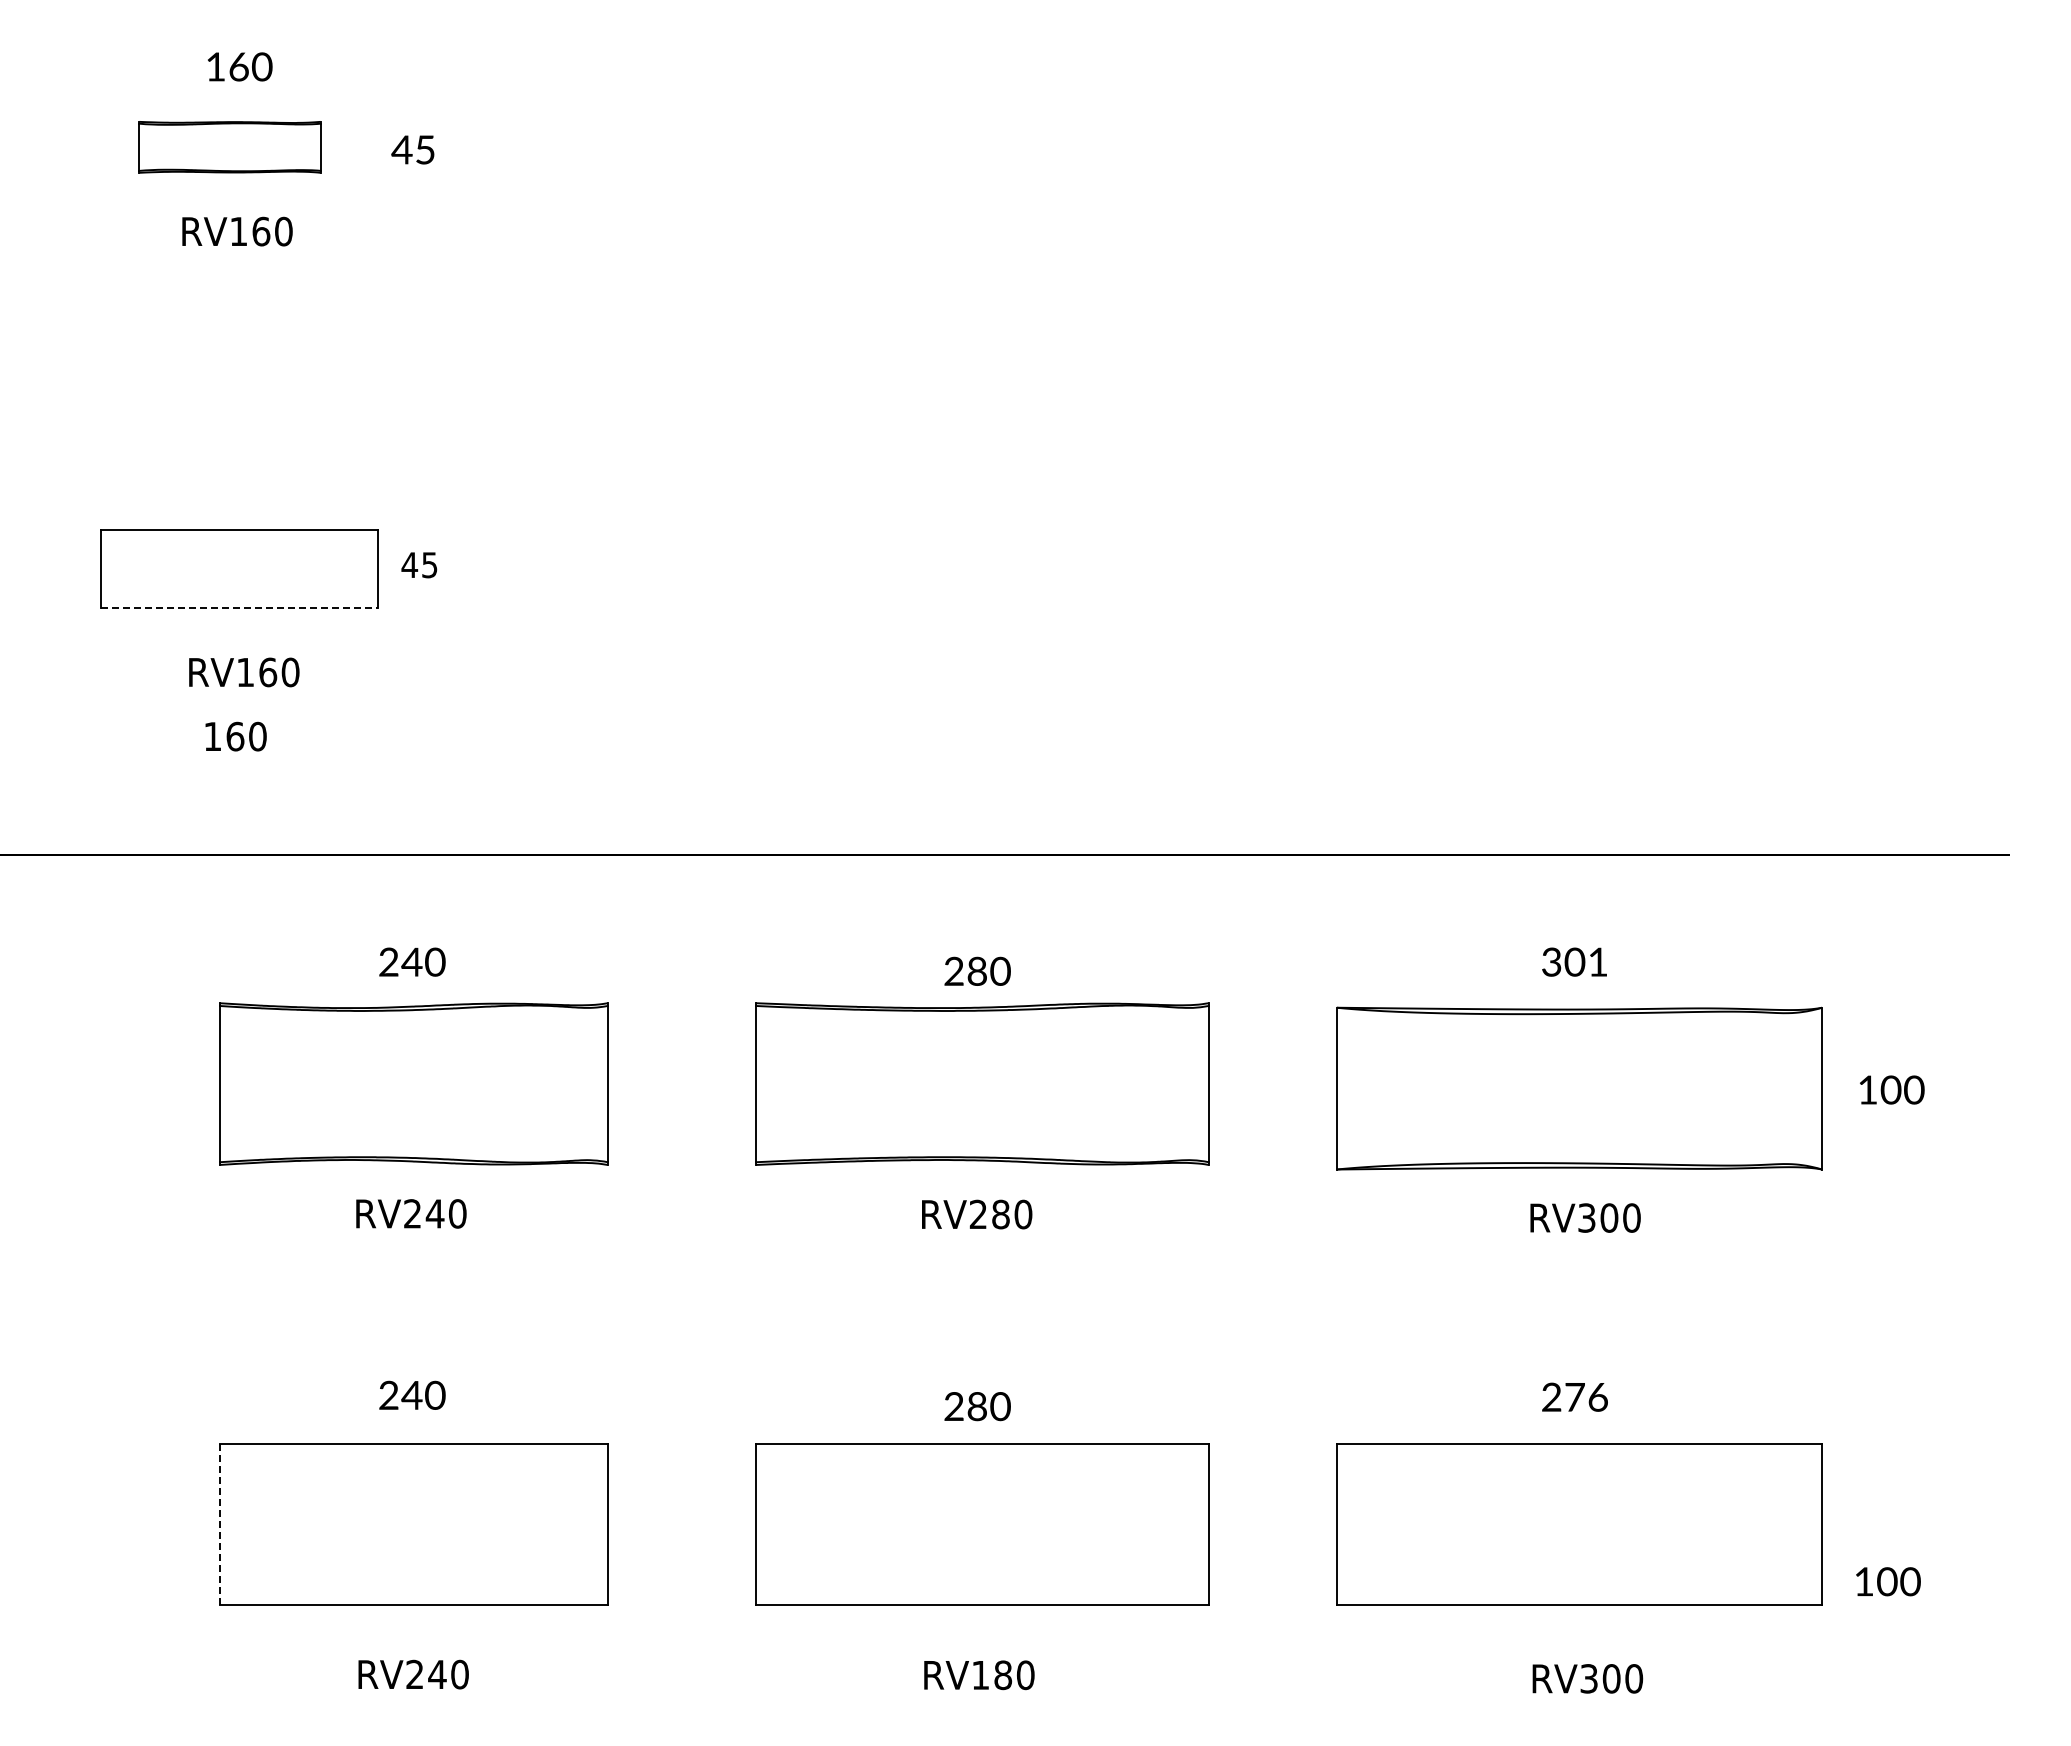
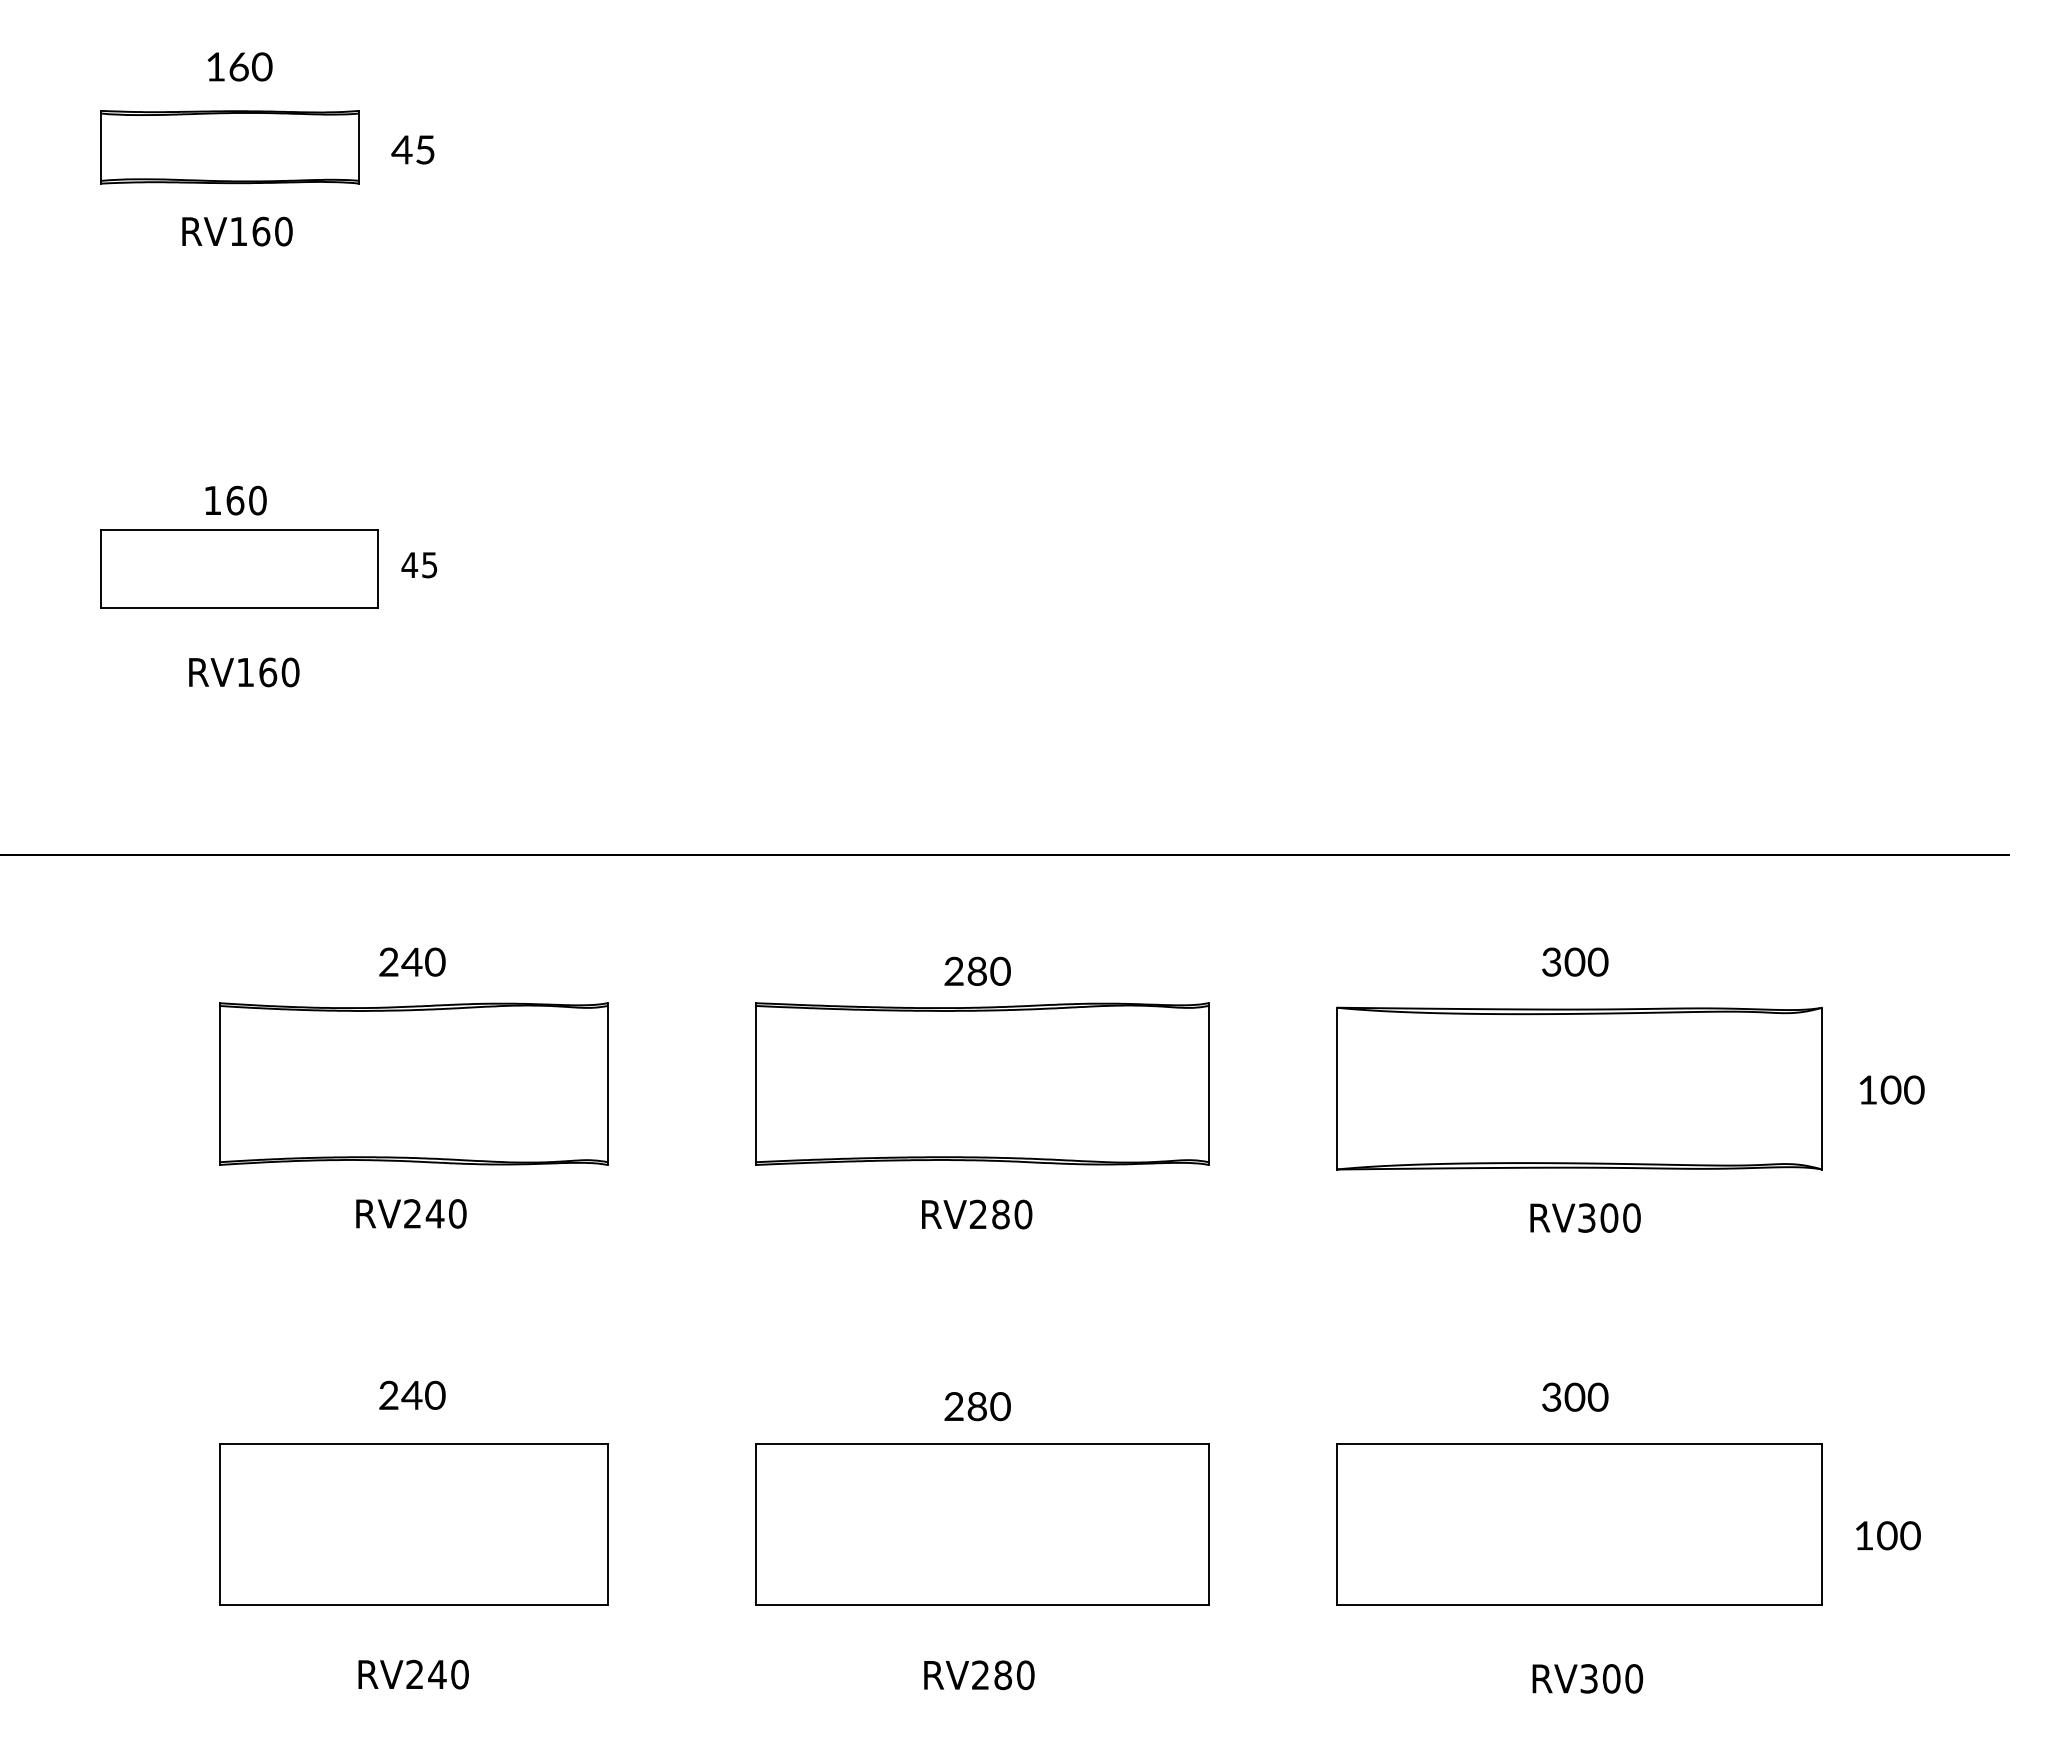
part size: 184x53 px -> 260x75 px (229, 147)
line: dashed -> solid (239, 608)
text position: (235, 736) -> (235, 500) (235, 500)
text: 301 -> 300 (1597, 961)
text: 276 -> 300 (1575, 1396)
line: dashed -> solid (219, 1524)
text position: (1888, 1581) -> (1888, 1535) (1888, 1535)
text: RV180 -> RV280 (980, 1674)
